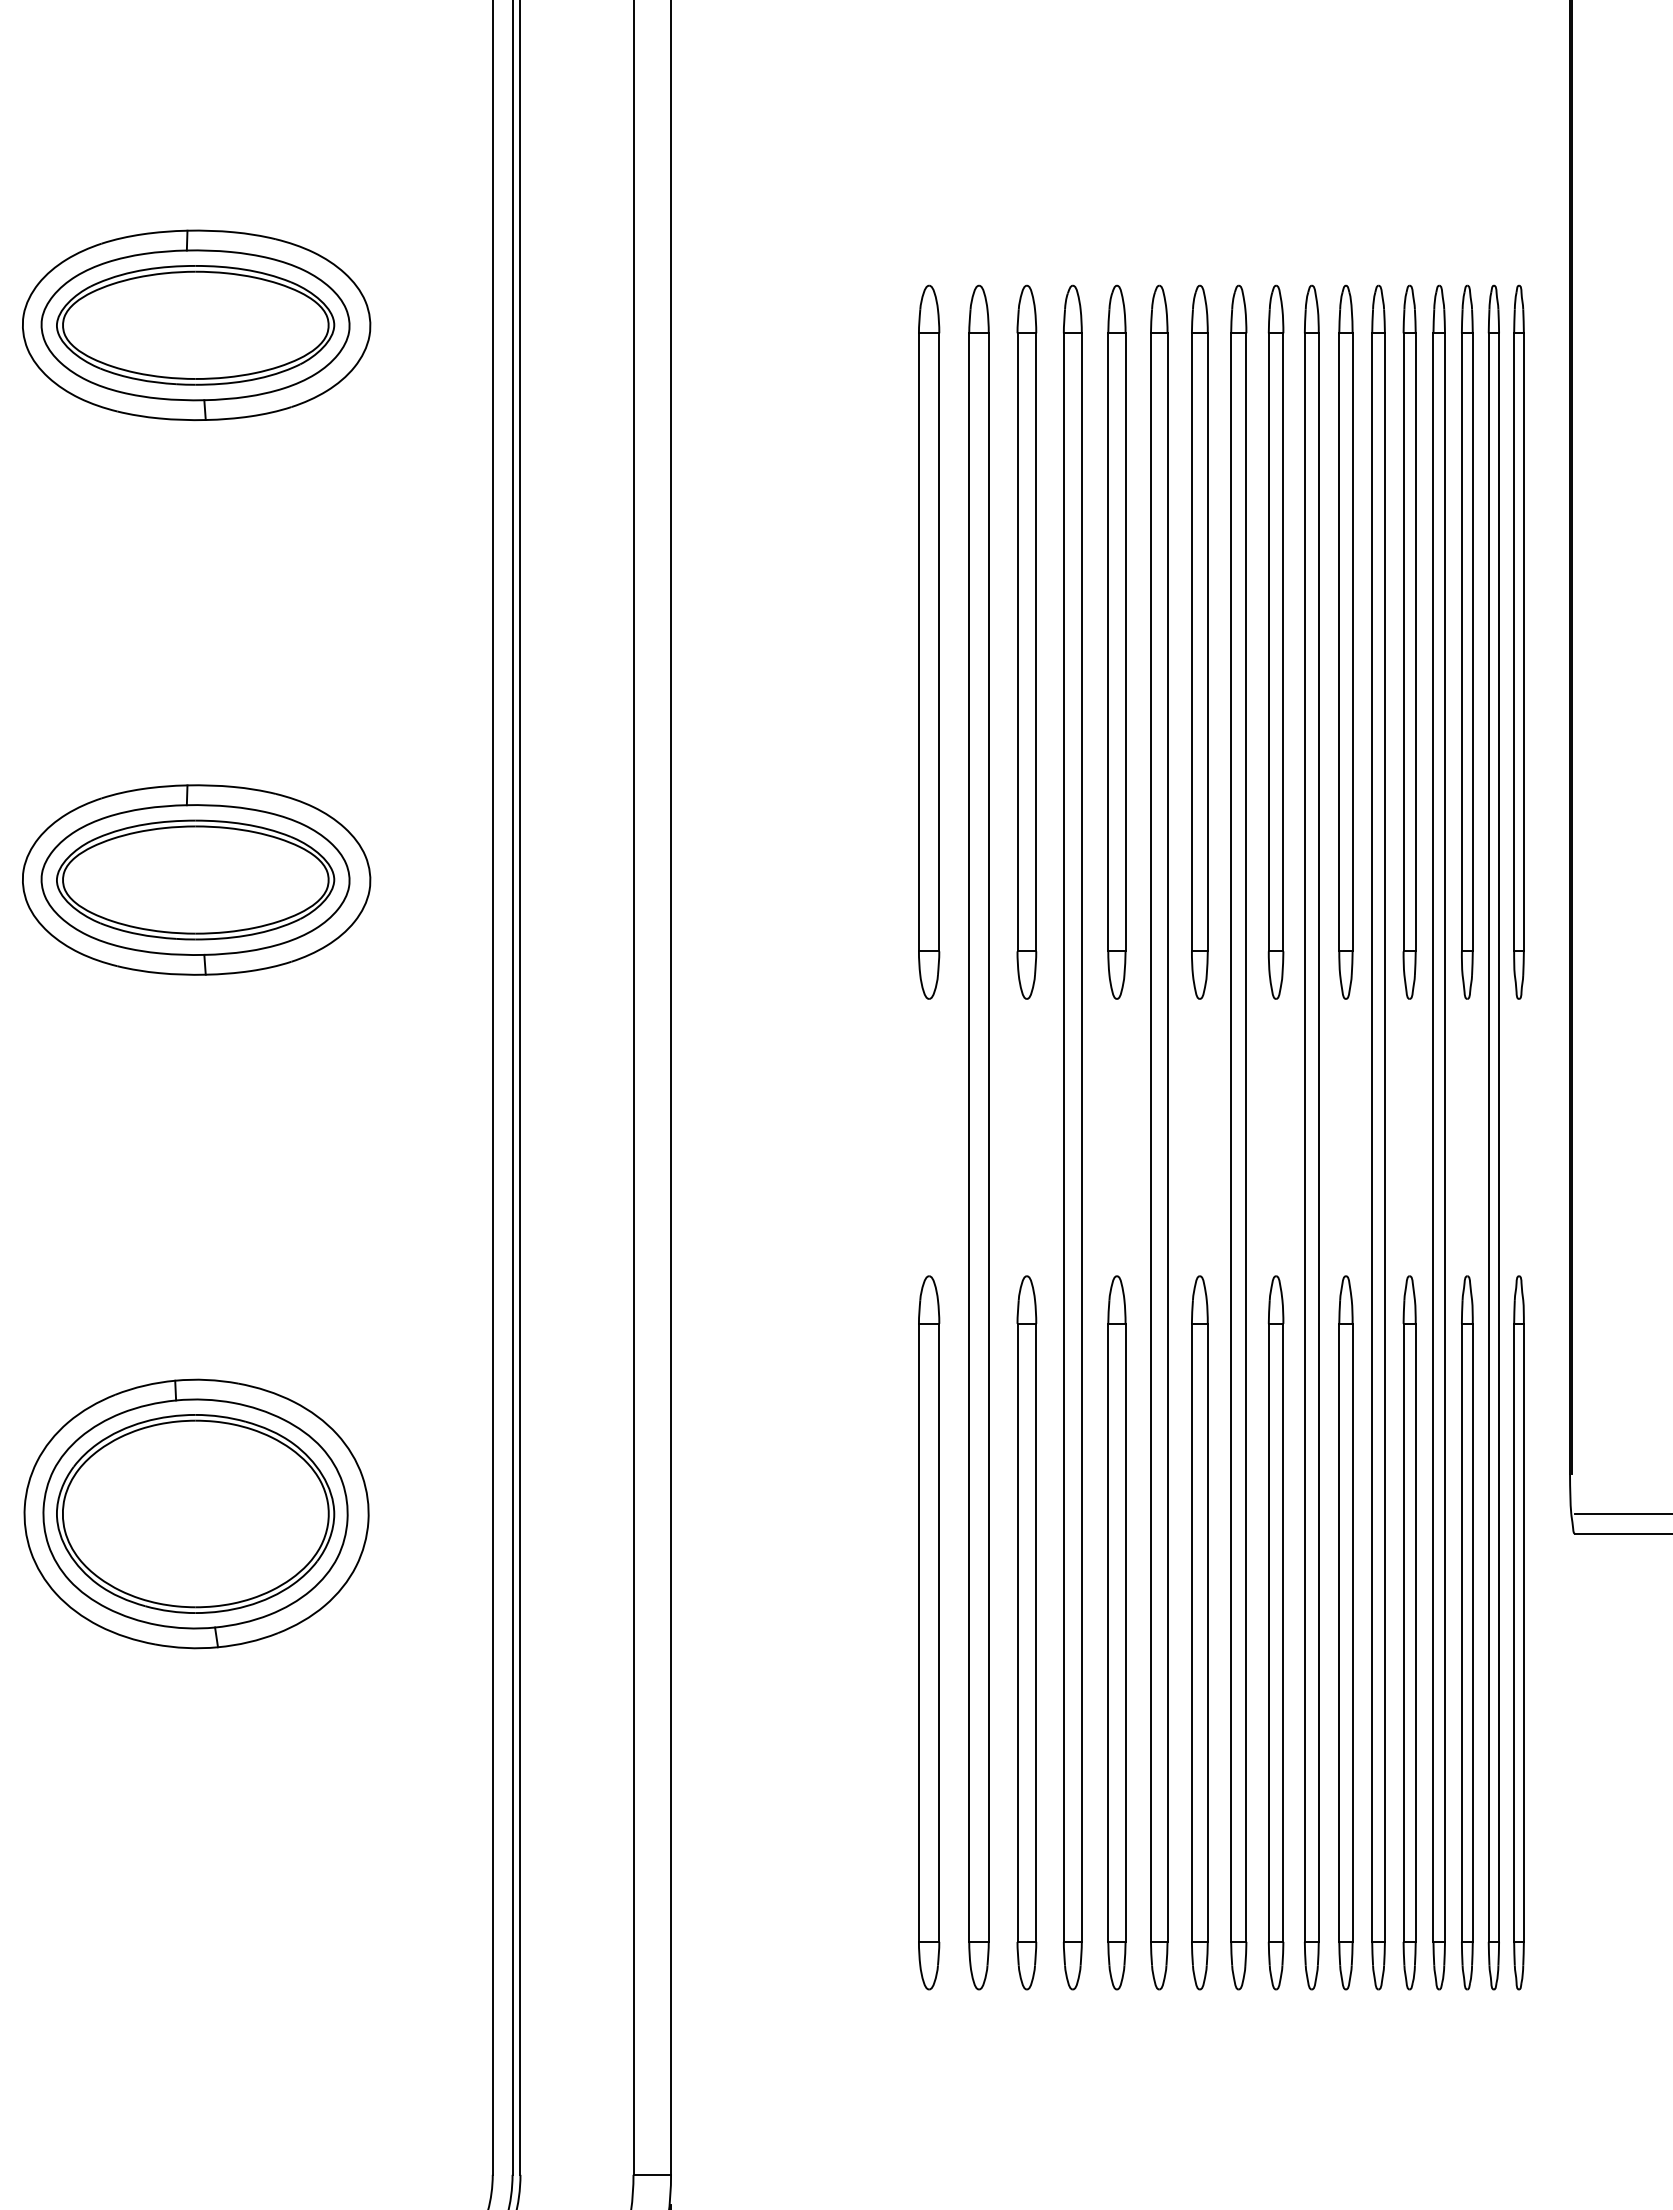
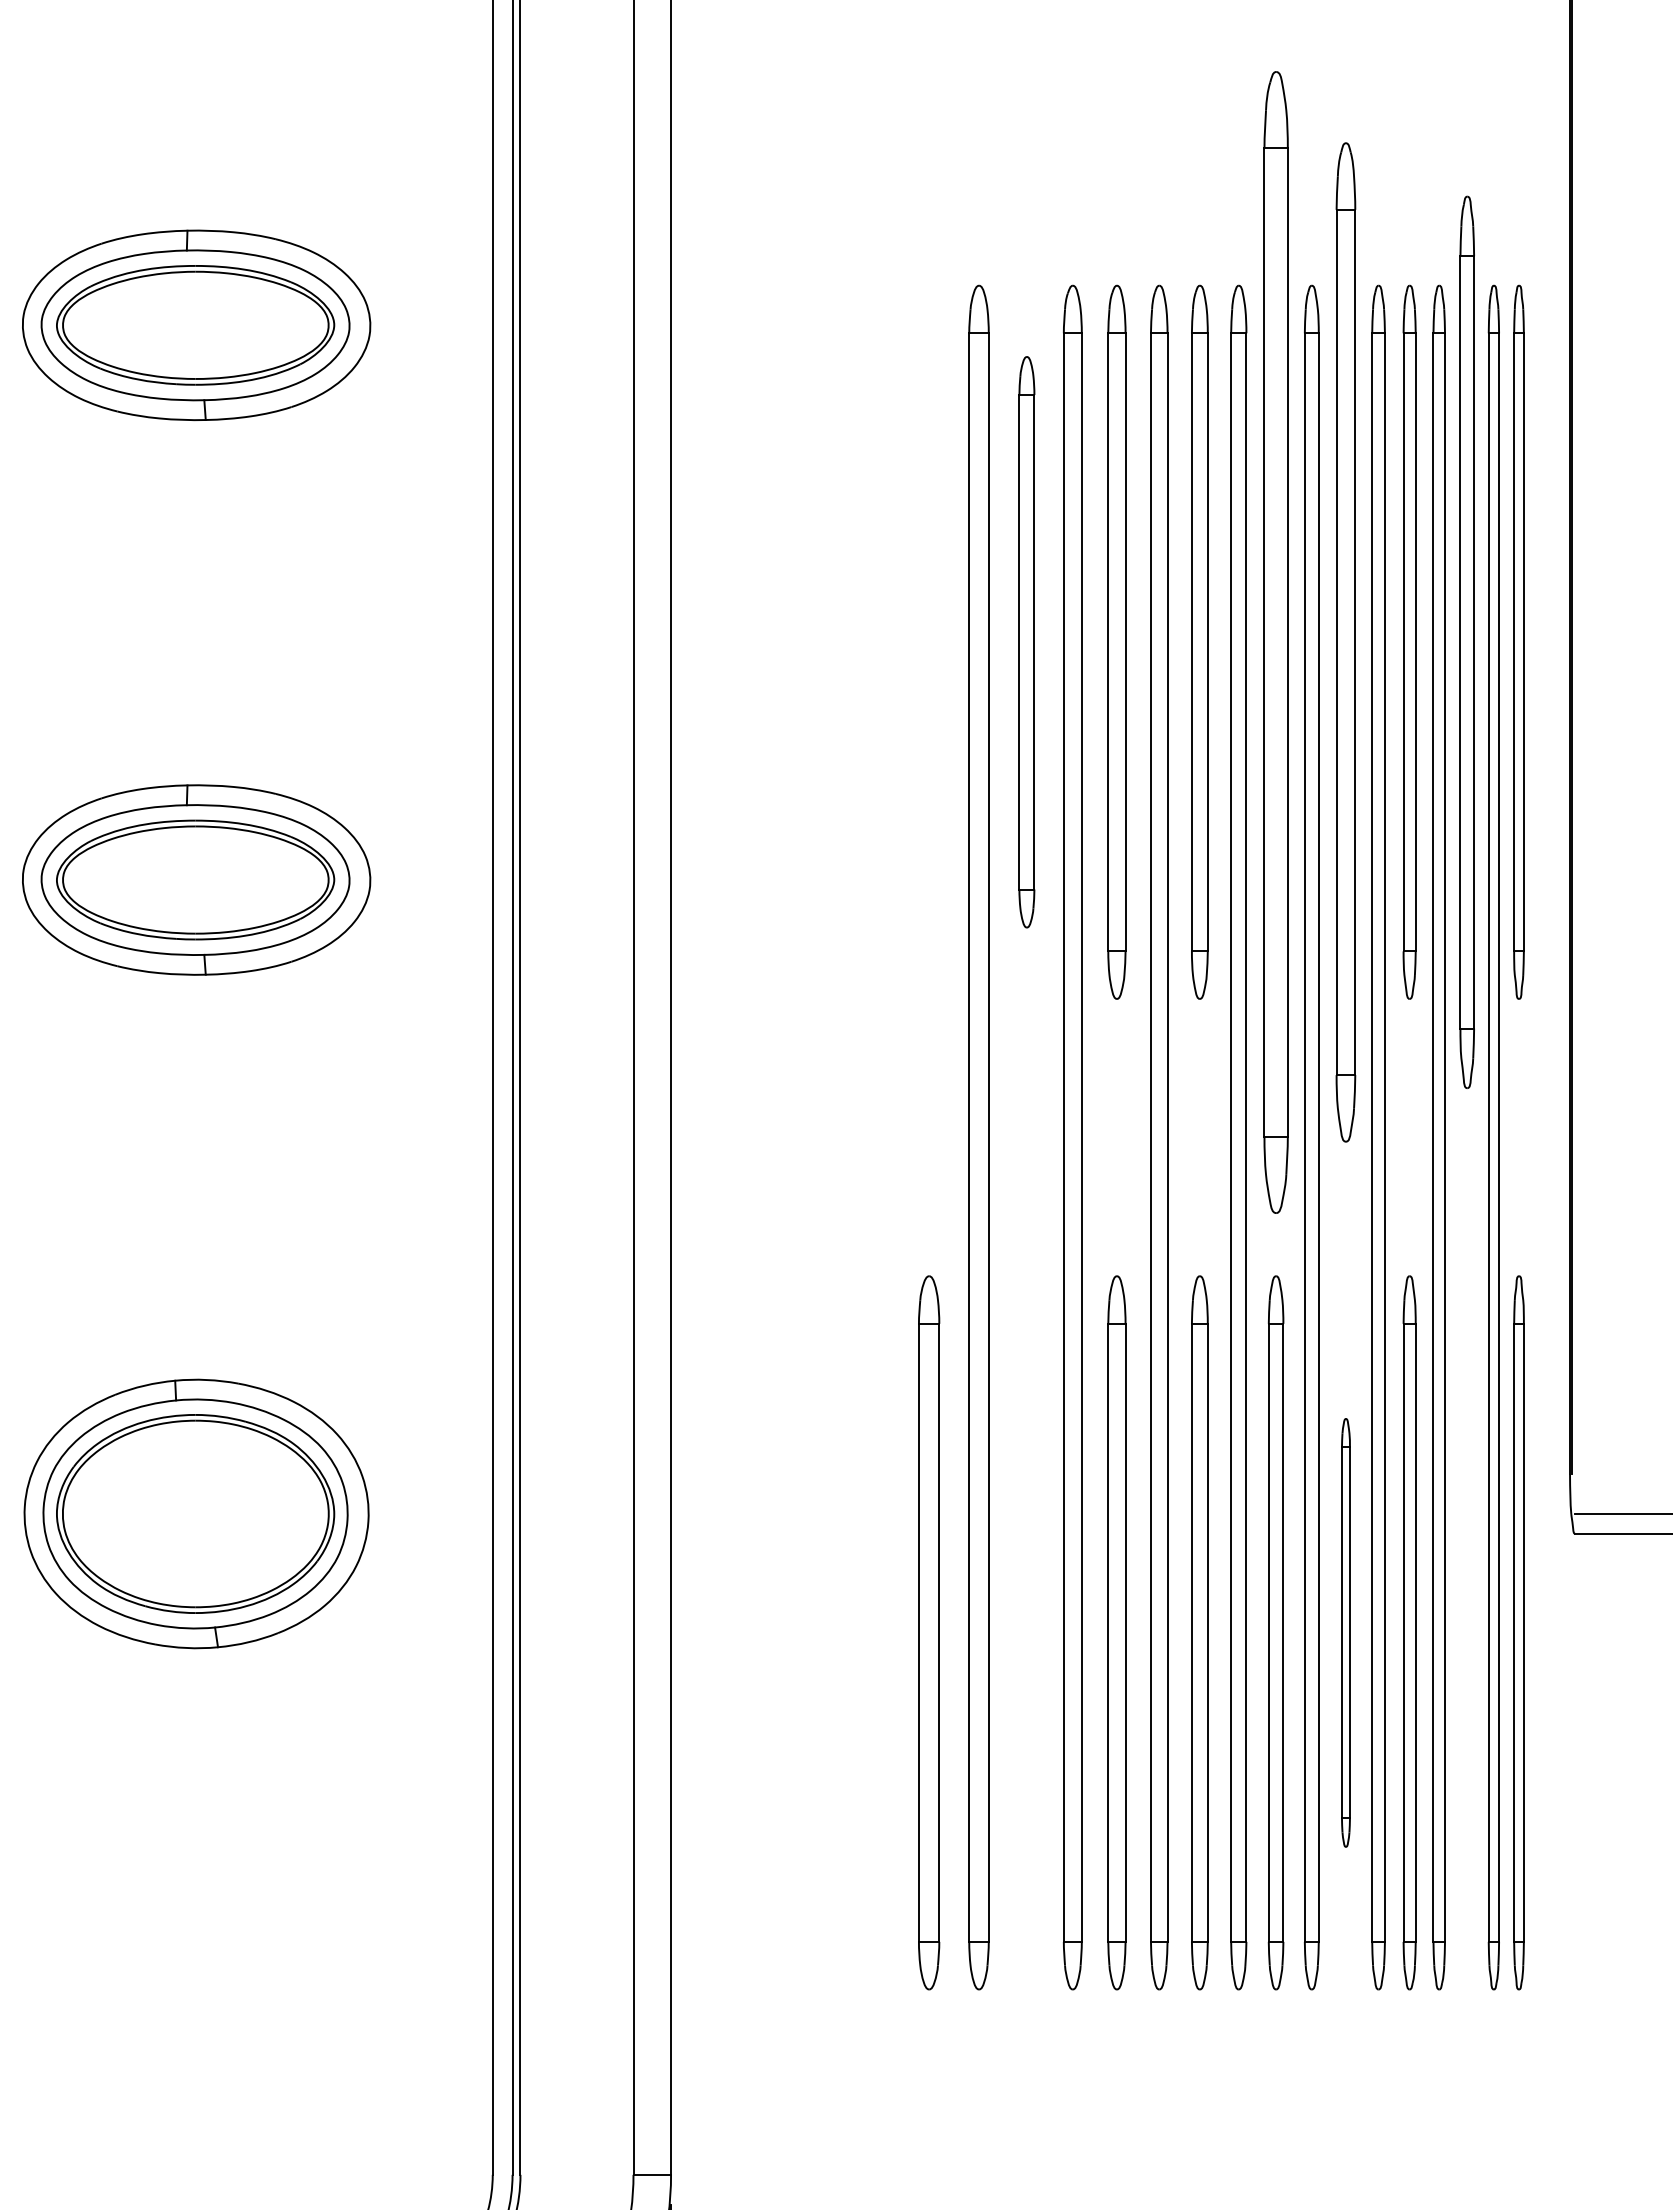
part: present -> none (929, 641)
part size: 22x716 px -> 18x573 px (1026, 642)
part size: 18x716 px -> 26x1143 px (1275, 642)
part size: 16x716 px -> 22x1001 px (1345, 642)
part size: 13x716 px -> 16x894 px (1466, 641)
part: present -> none (1026, 1632)
part size: 16x716 px -> 10x430 px (1345, 1632)
part: present -> none (1467, 1632)
